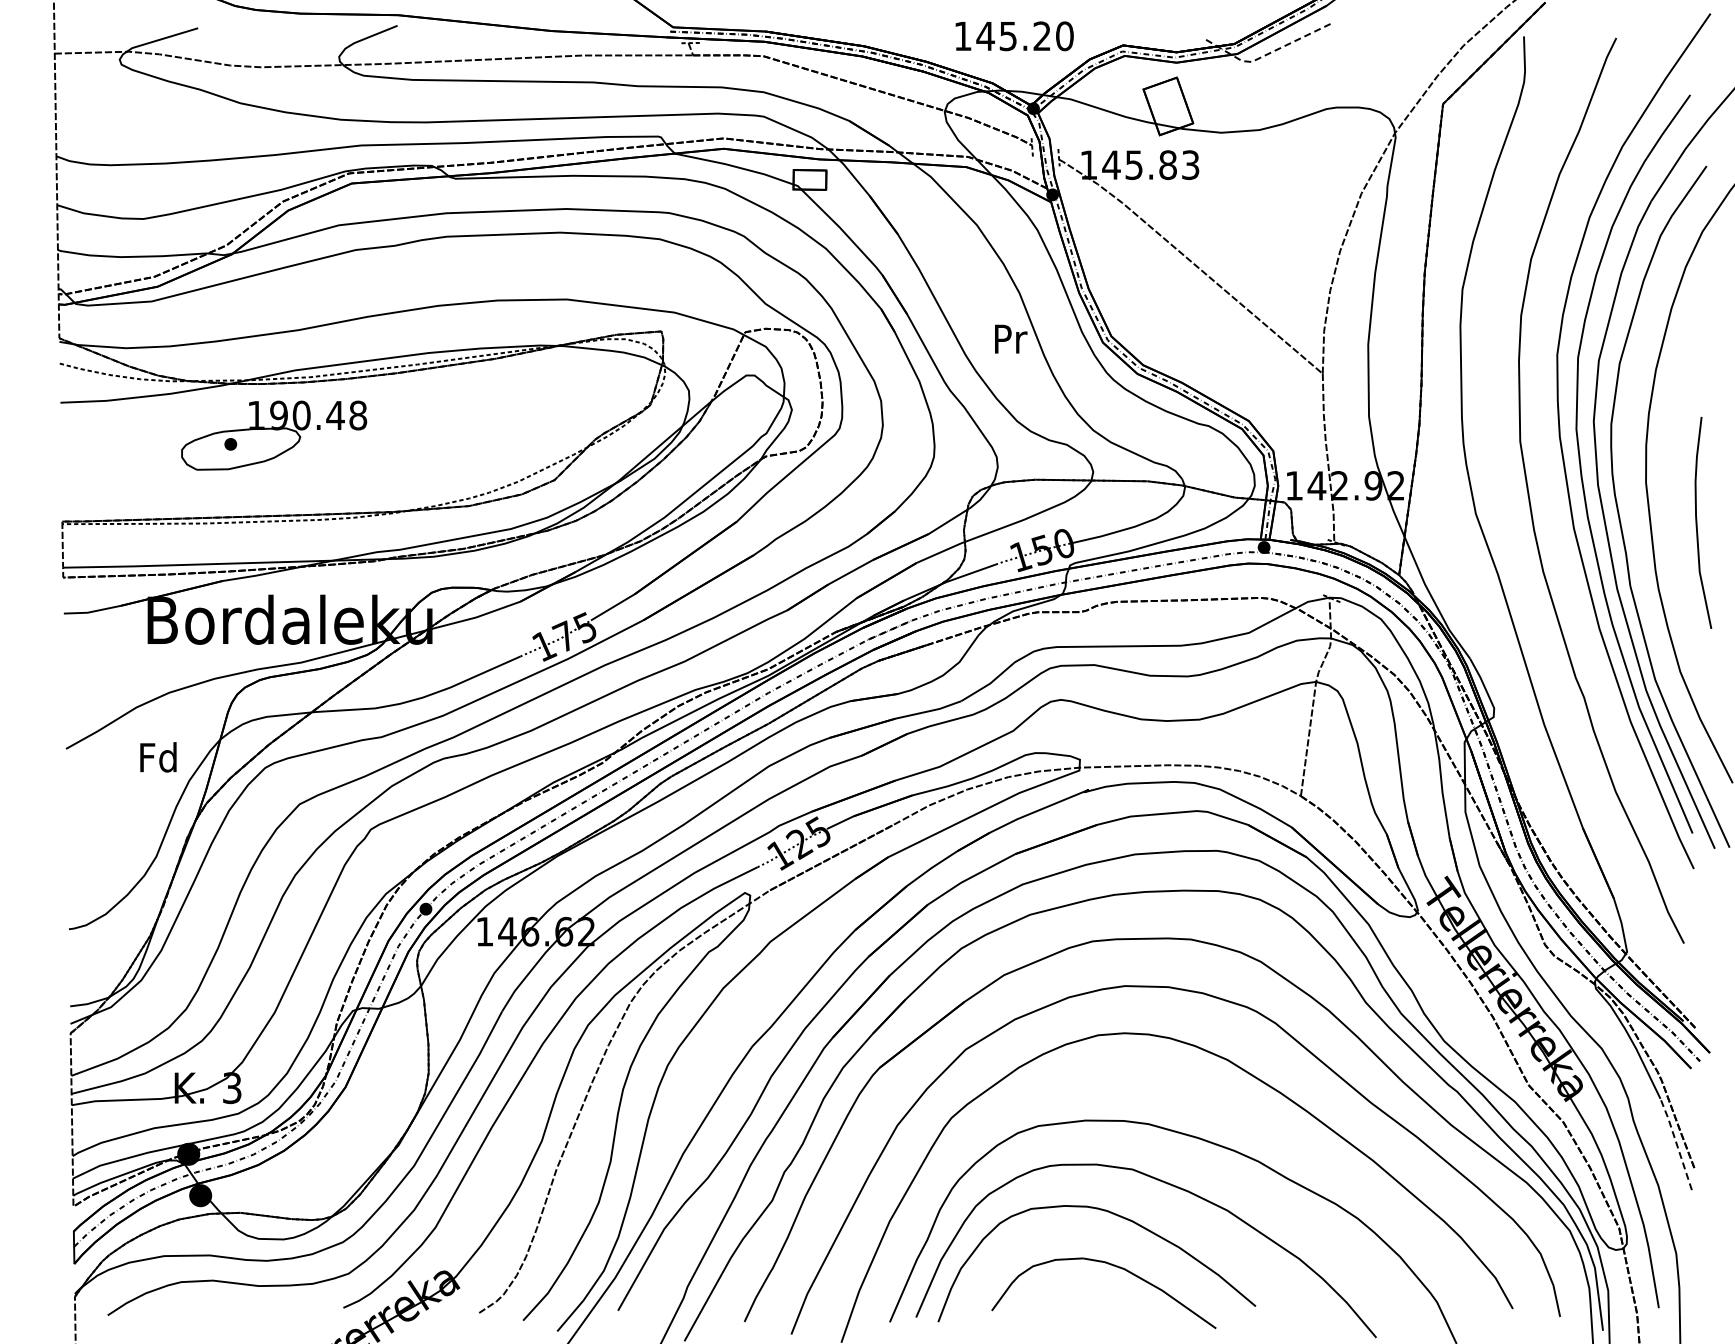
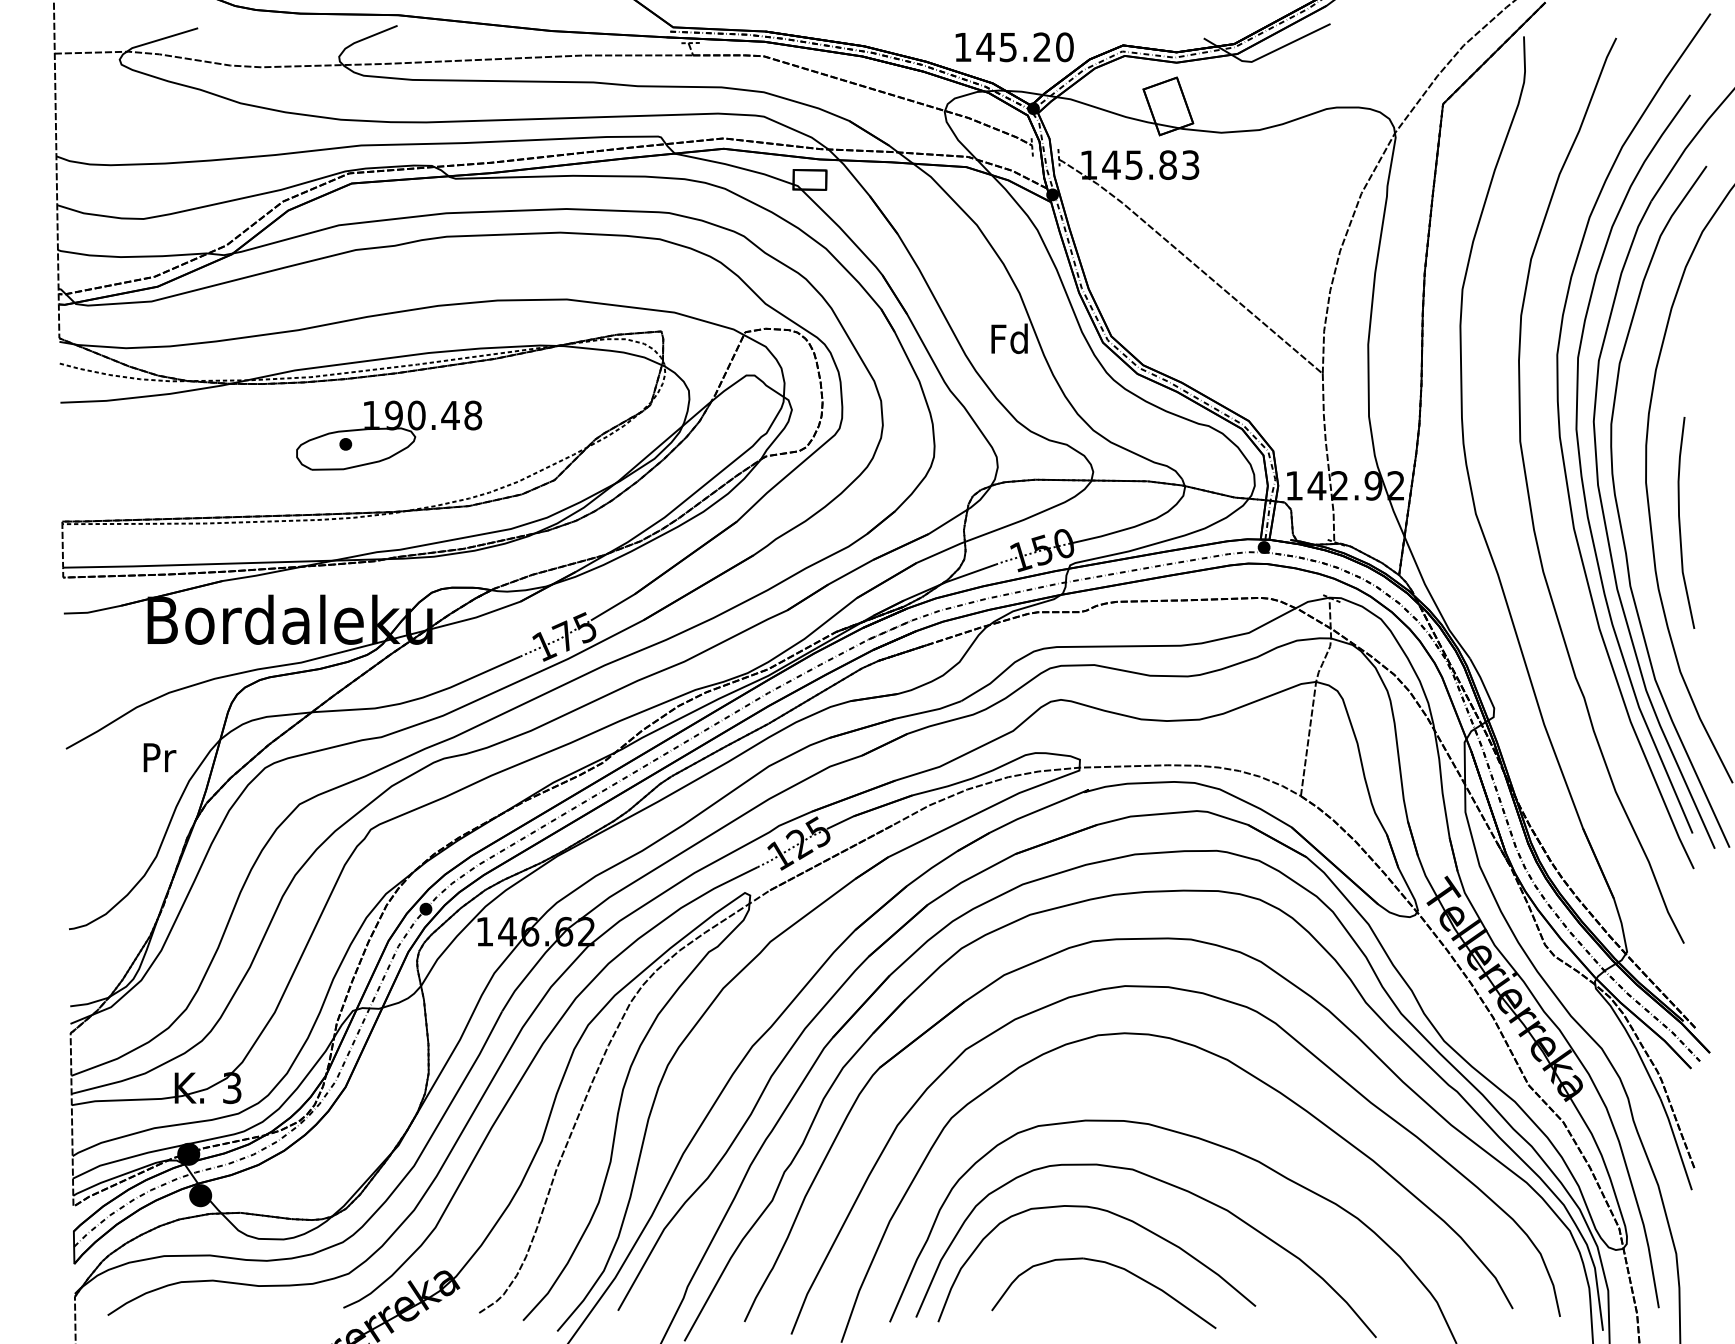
text position: (1014, 36) -> (1014, 47) (1014, 47)
line: dashed -> solid (1265, 55)
text: Pr -> Fd (1009, 338)
part position: (274, 435) -> (389, 435) (389, 435)
curve position: (1697, 522) -> (1680, 522) (1680, 522)
text: Fd -> Pr (158, 757)
line: dashed -> solid (1676, 1143)
